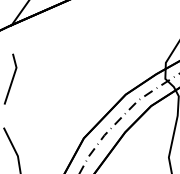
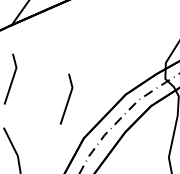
line: none -> present (67, 99)
